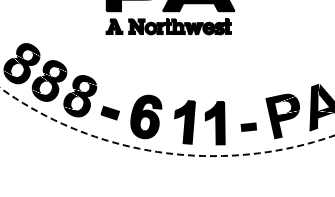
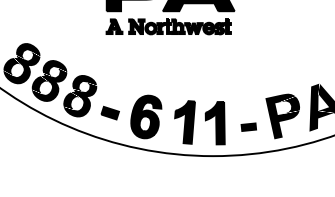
circle: dashed -> solid (167, 121)
